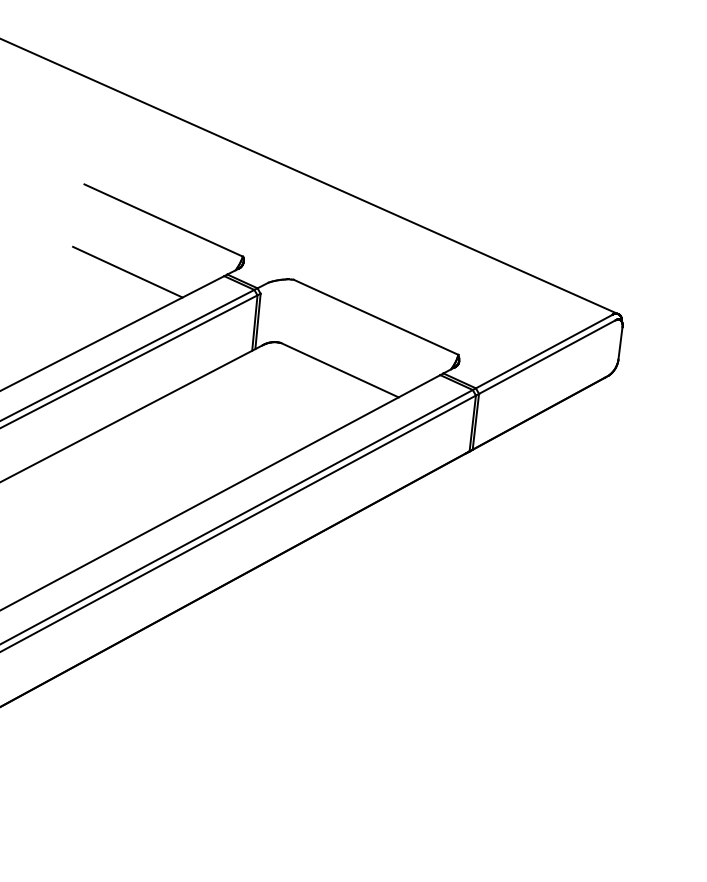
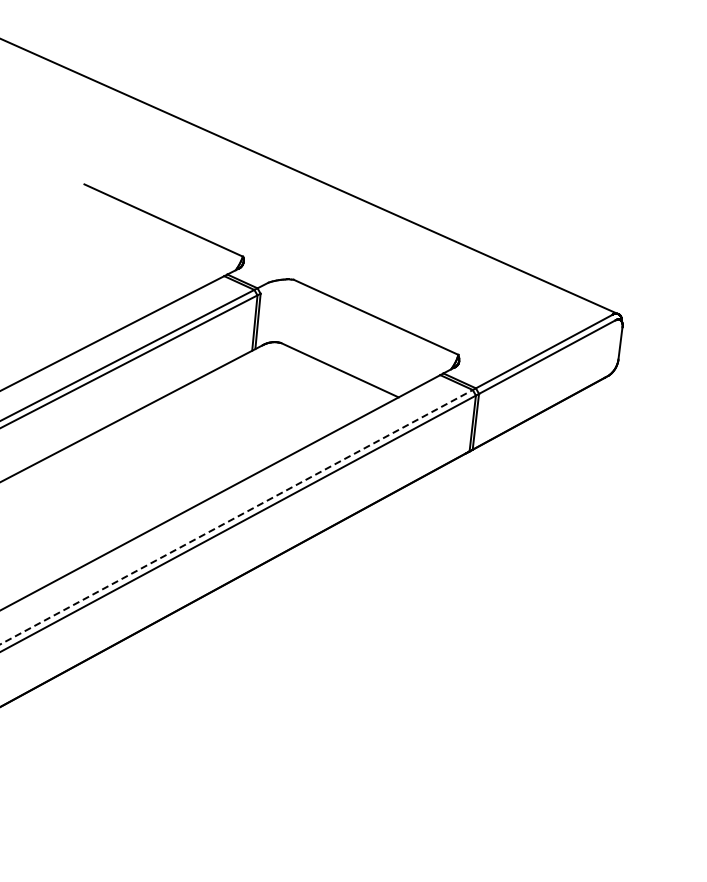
line: present -> none (127, 271)
line: solid -> dashed (236, 517)
